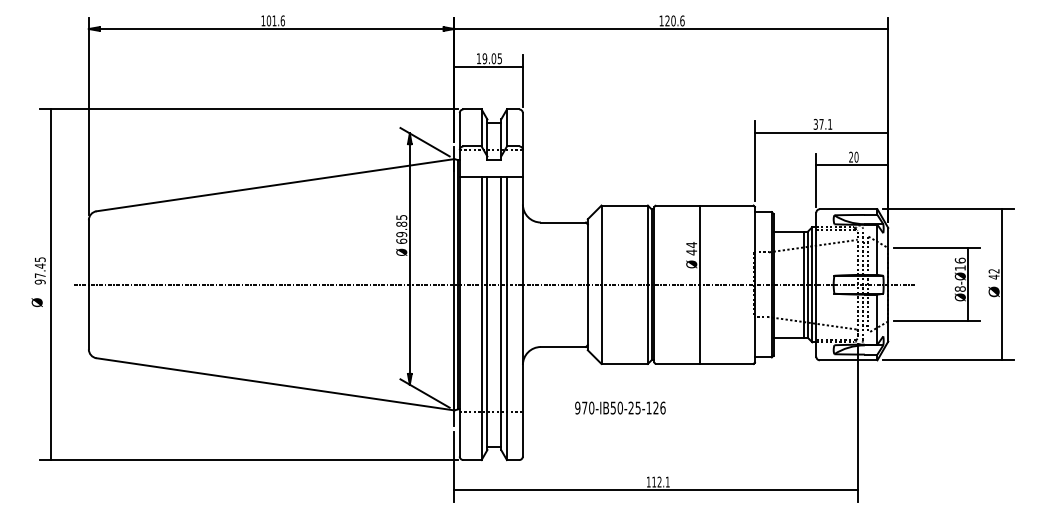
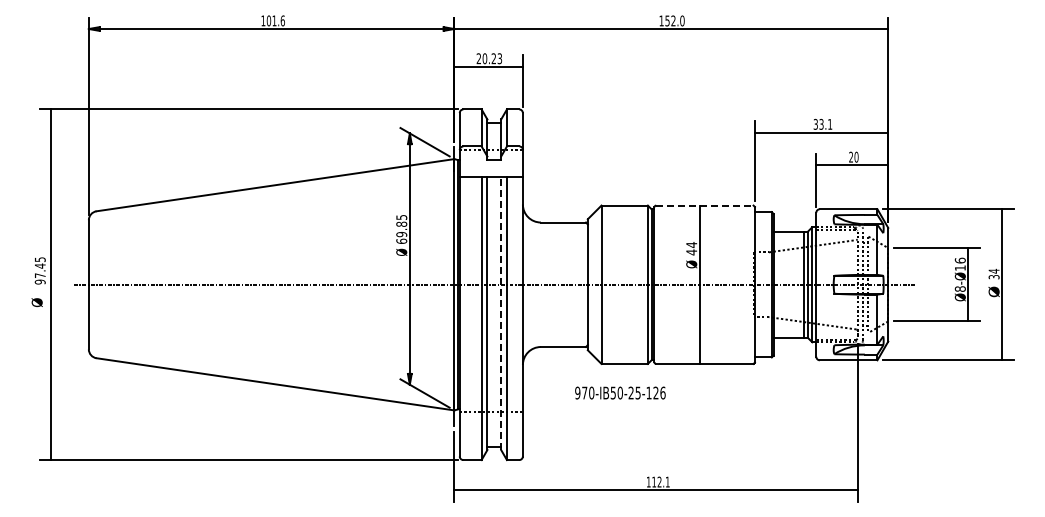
text: 120.6 -> 152.0 (674, 20)
text: 19.05 -> 20.23 (488, 58)
text: 37.1 -> 33.1 (821, 123)
line: solid -> dashed (704, 205)
text: 42 -> 34 (993, 273)
line: solid -> dashed (501, 313)
text position: (620, 407) -> (620, 392) (620, 392)
